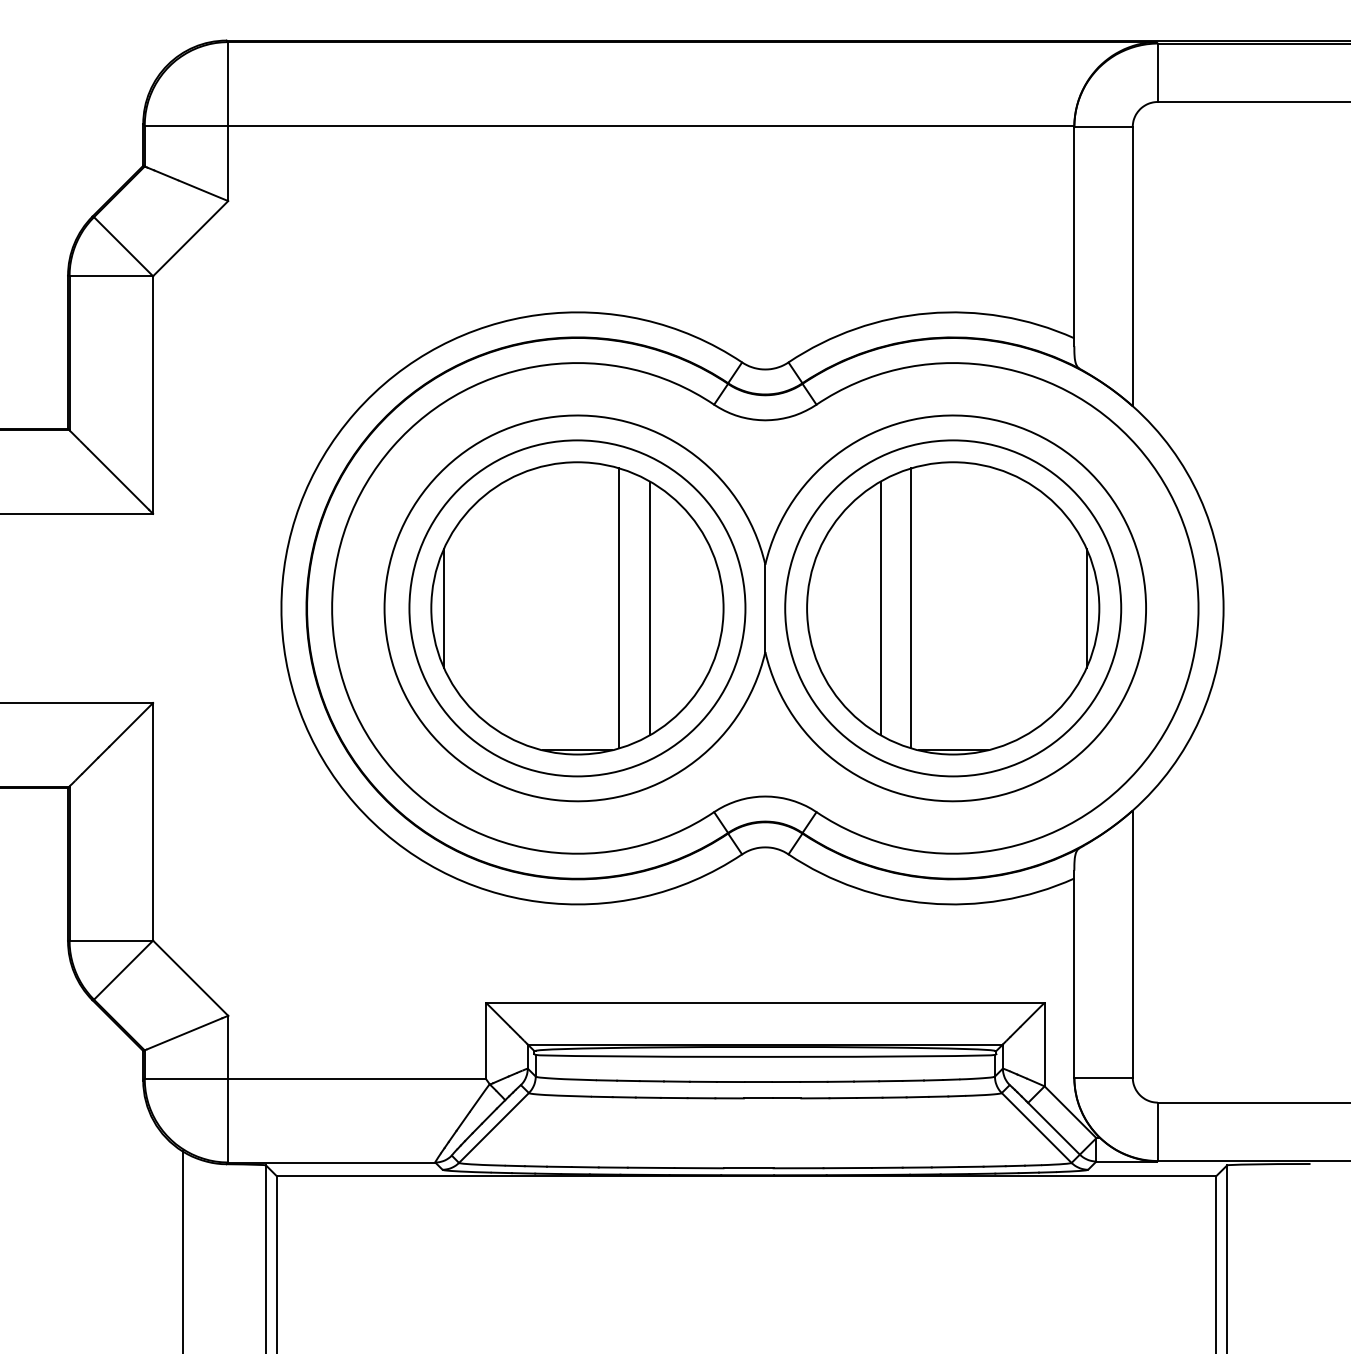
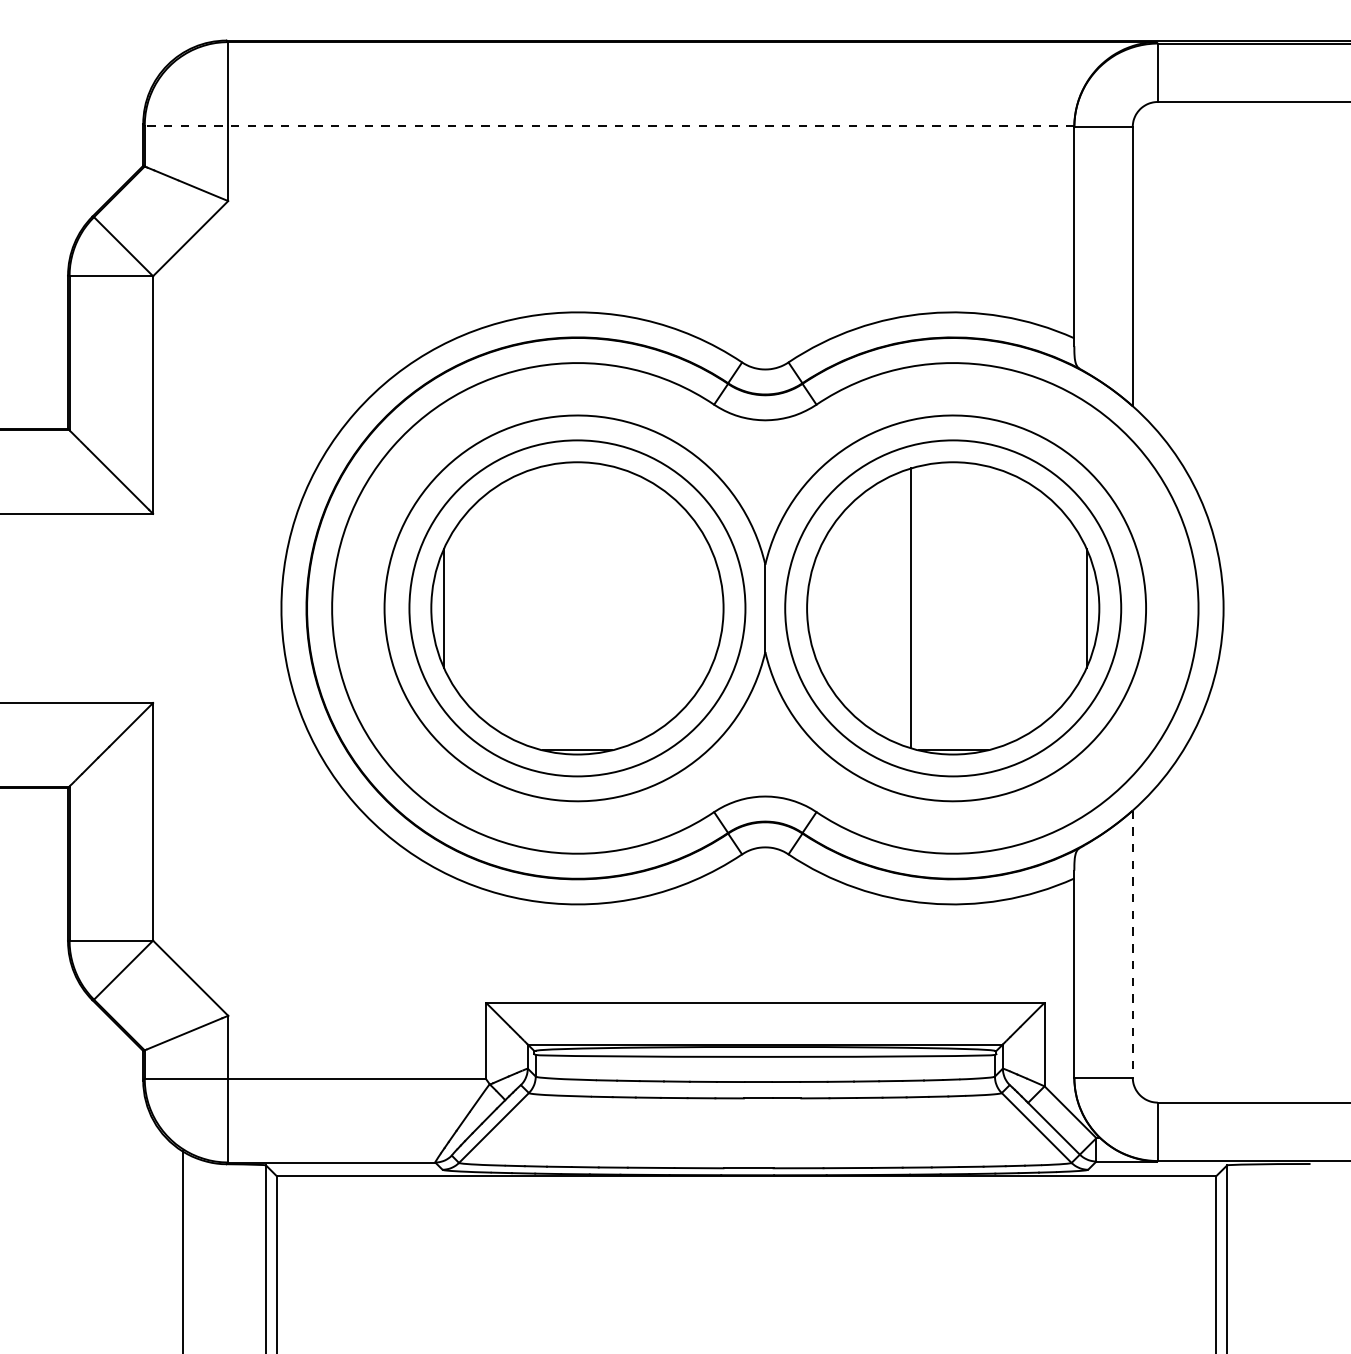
line: solid -> dashed (609, 125)
line: present -> none (619, 608)
line: present -> none (649, 608)
line: present -> none (880, 608)
line: solid -> dashed (1132, 944)
